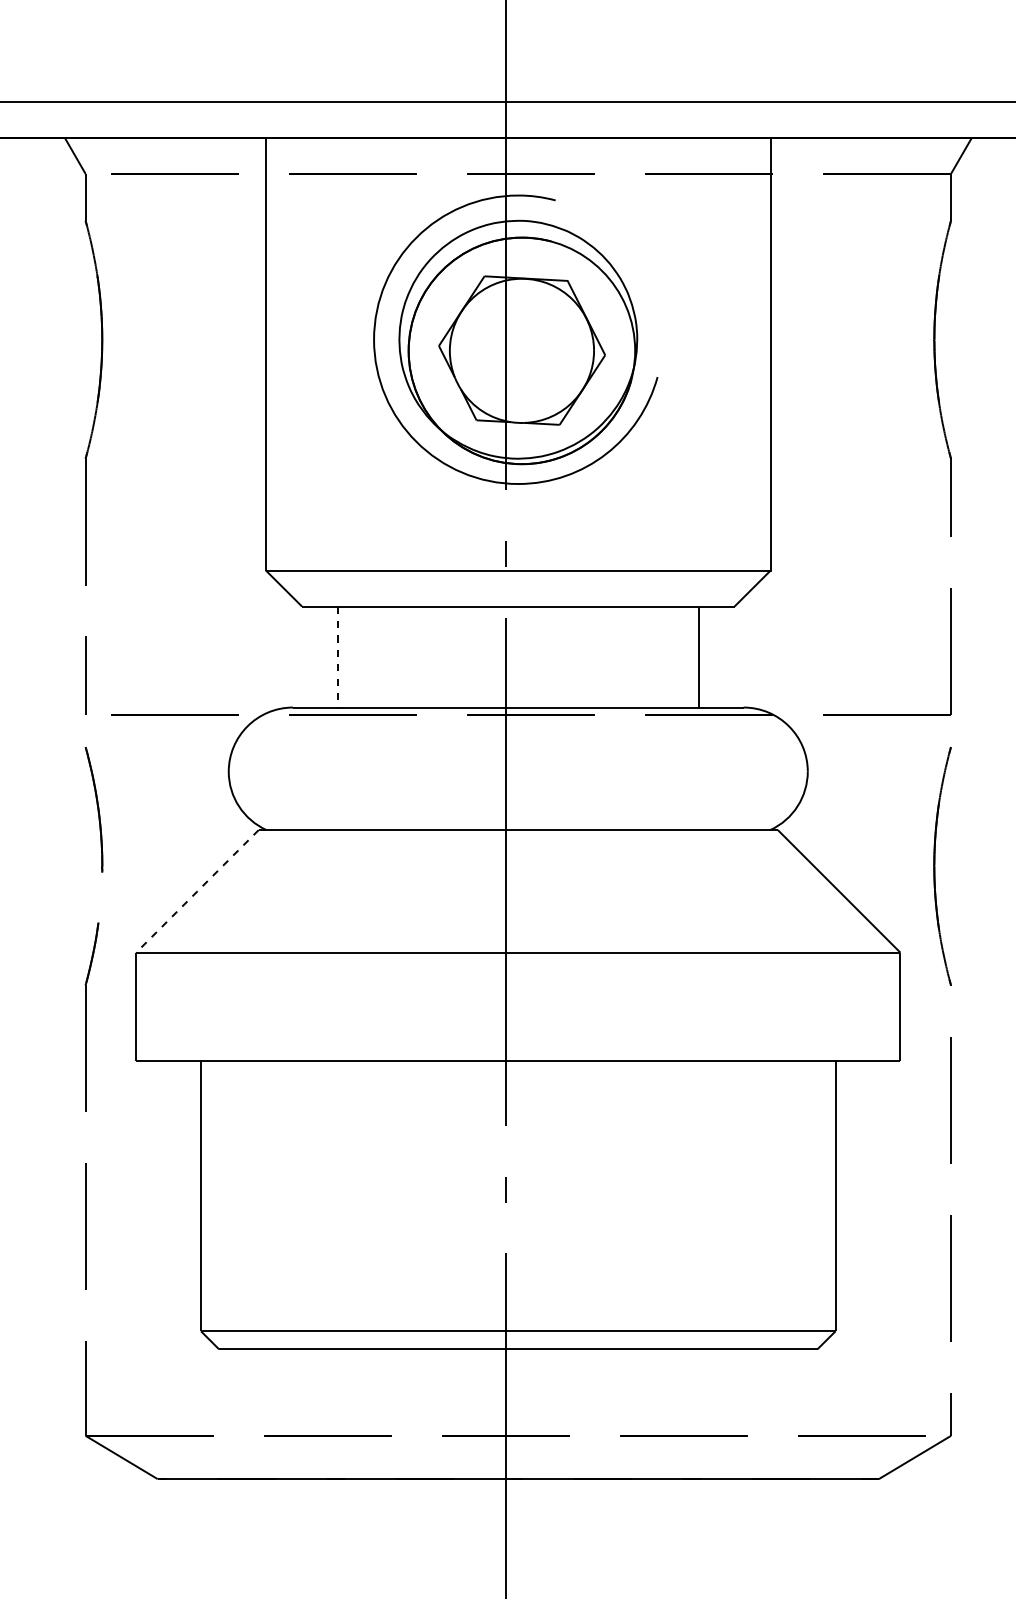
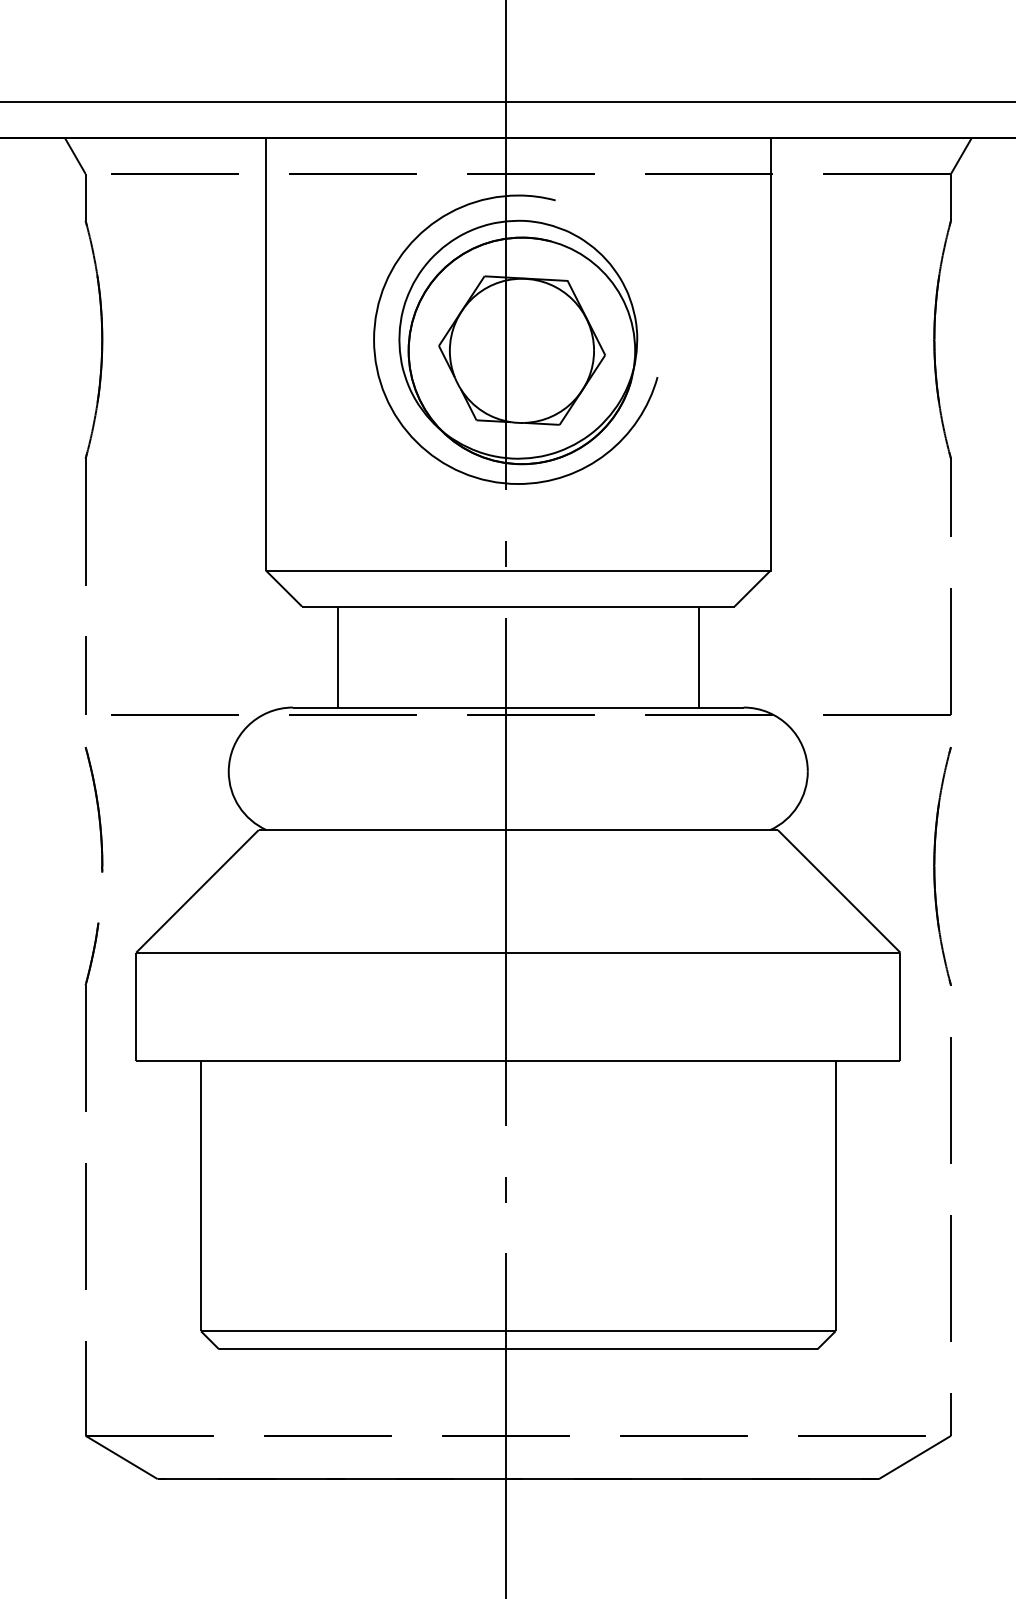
line: dashed -> solid (338, 657)
line: dashed -> solid (197, 891)
